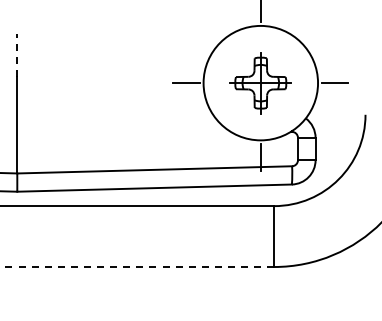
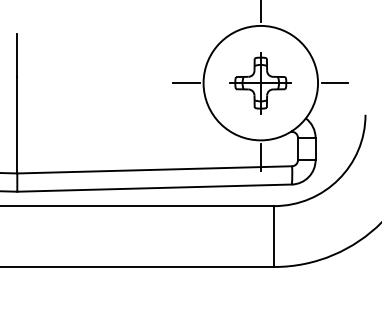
line: dashed -> solid (17, 55)
line: dashed -> solid (137, 267)
